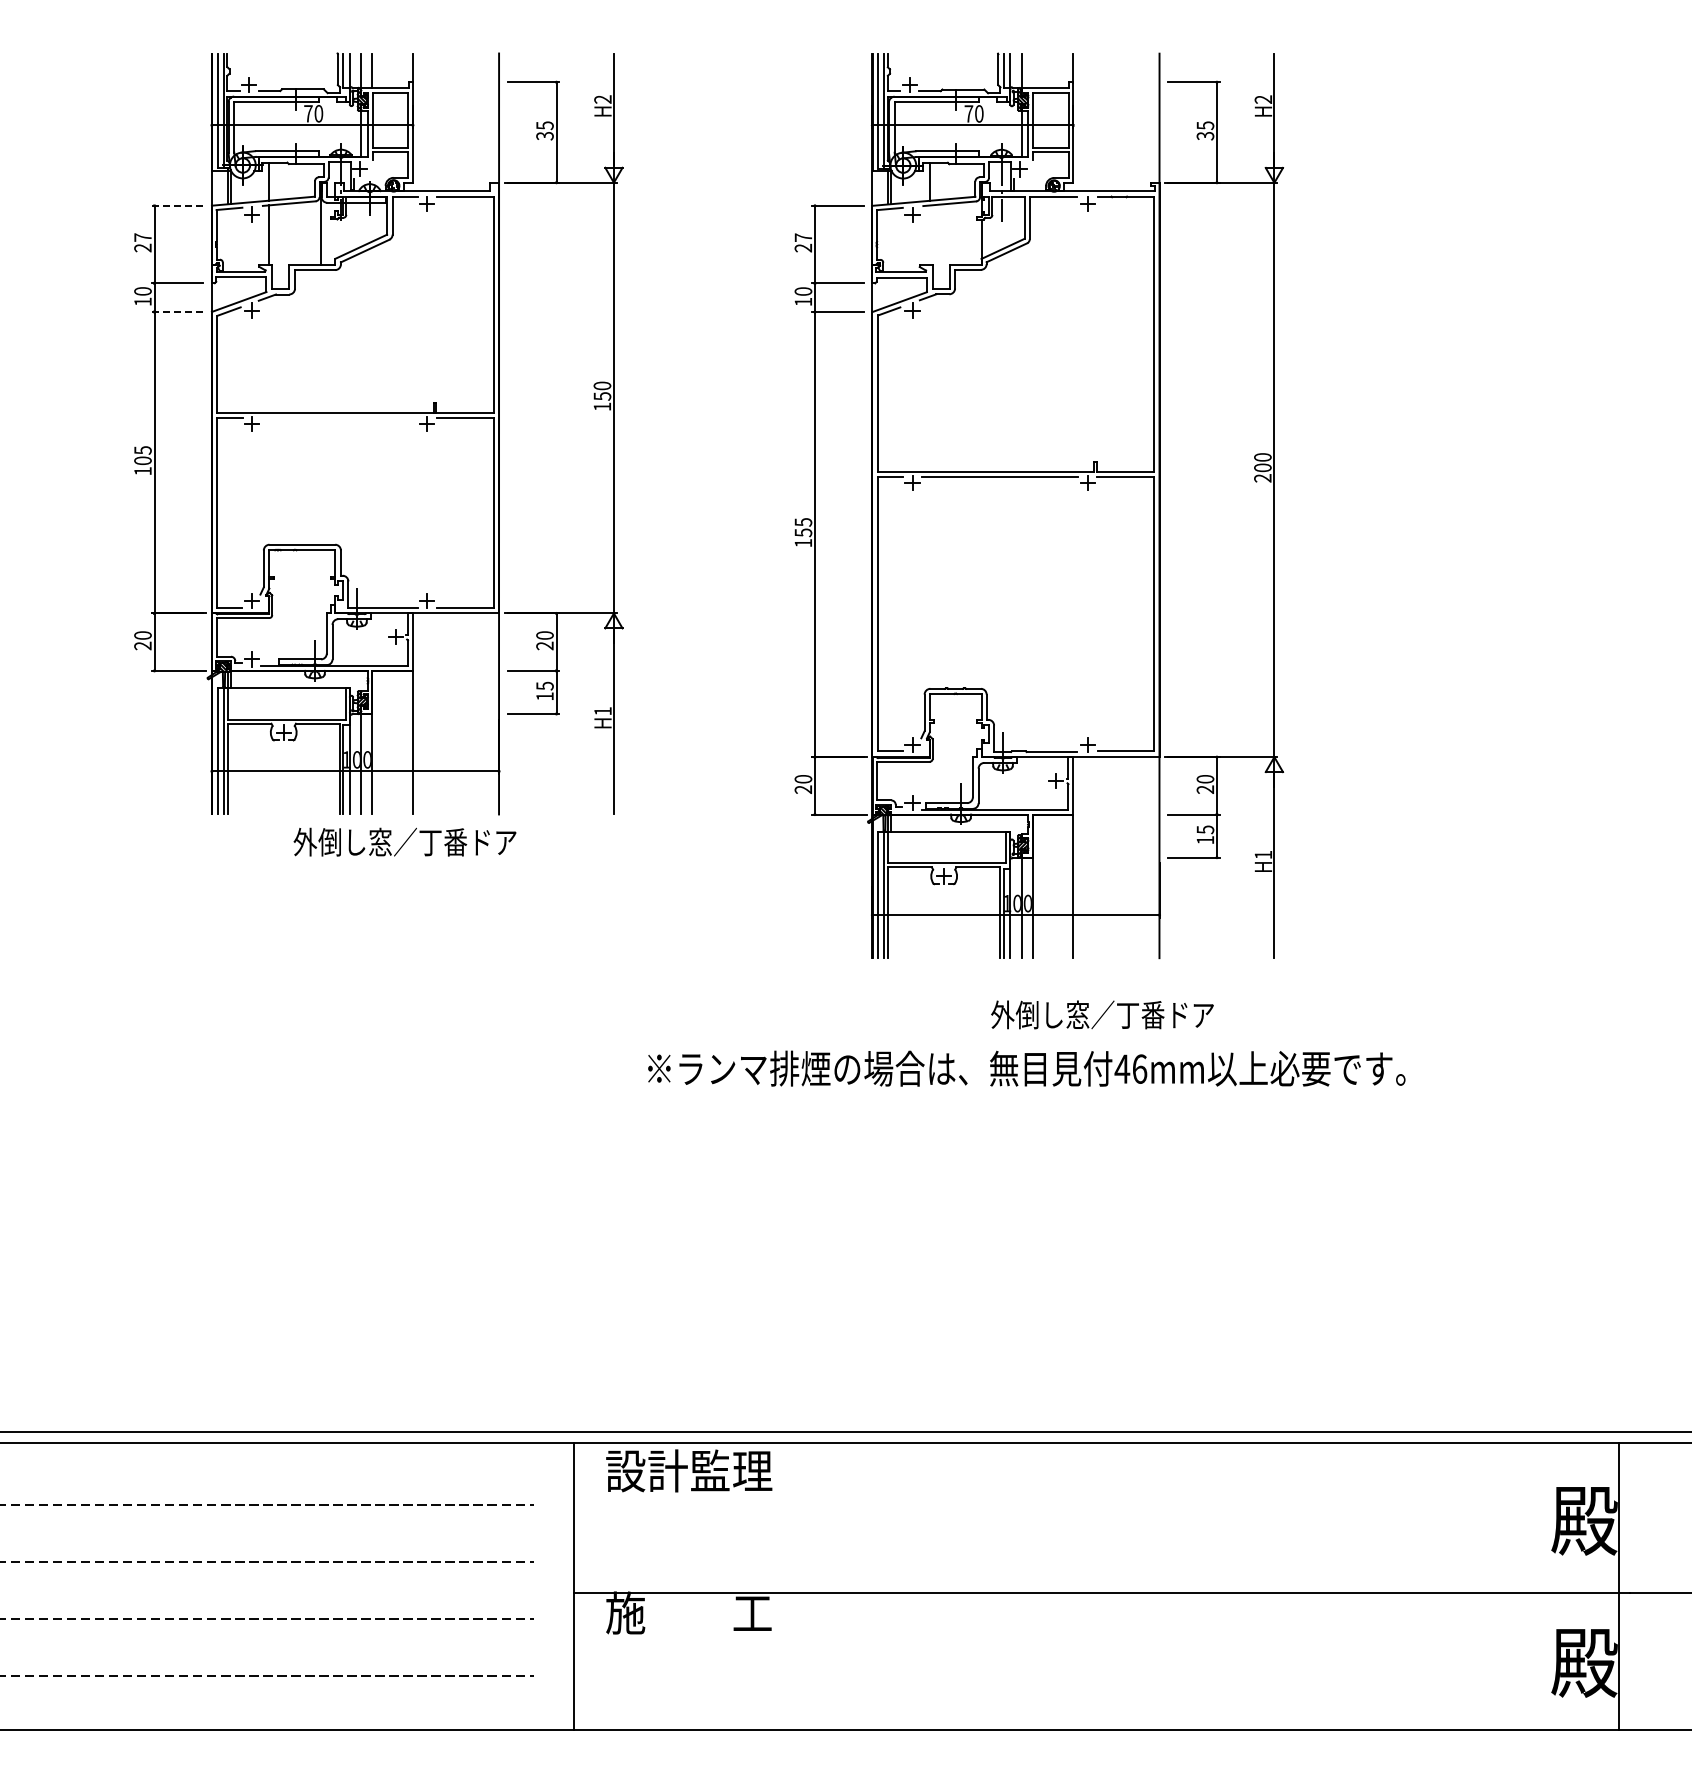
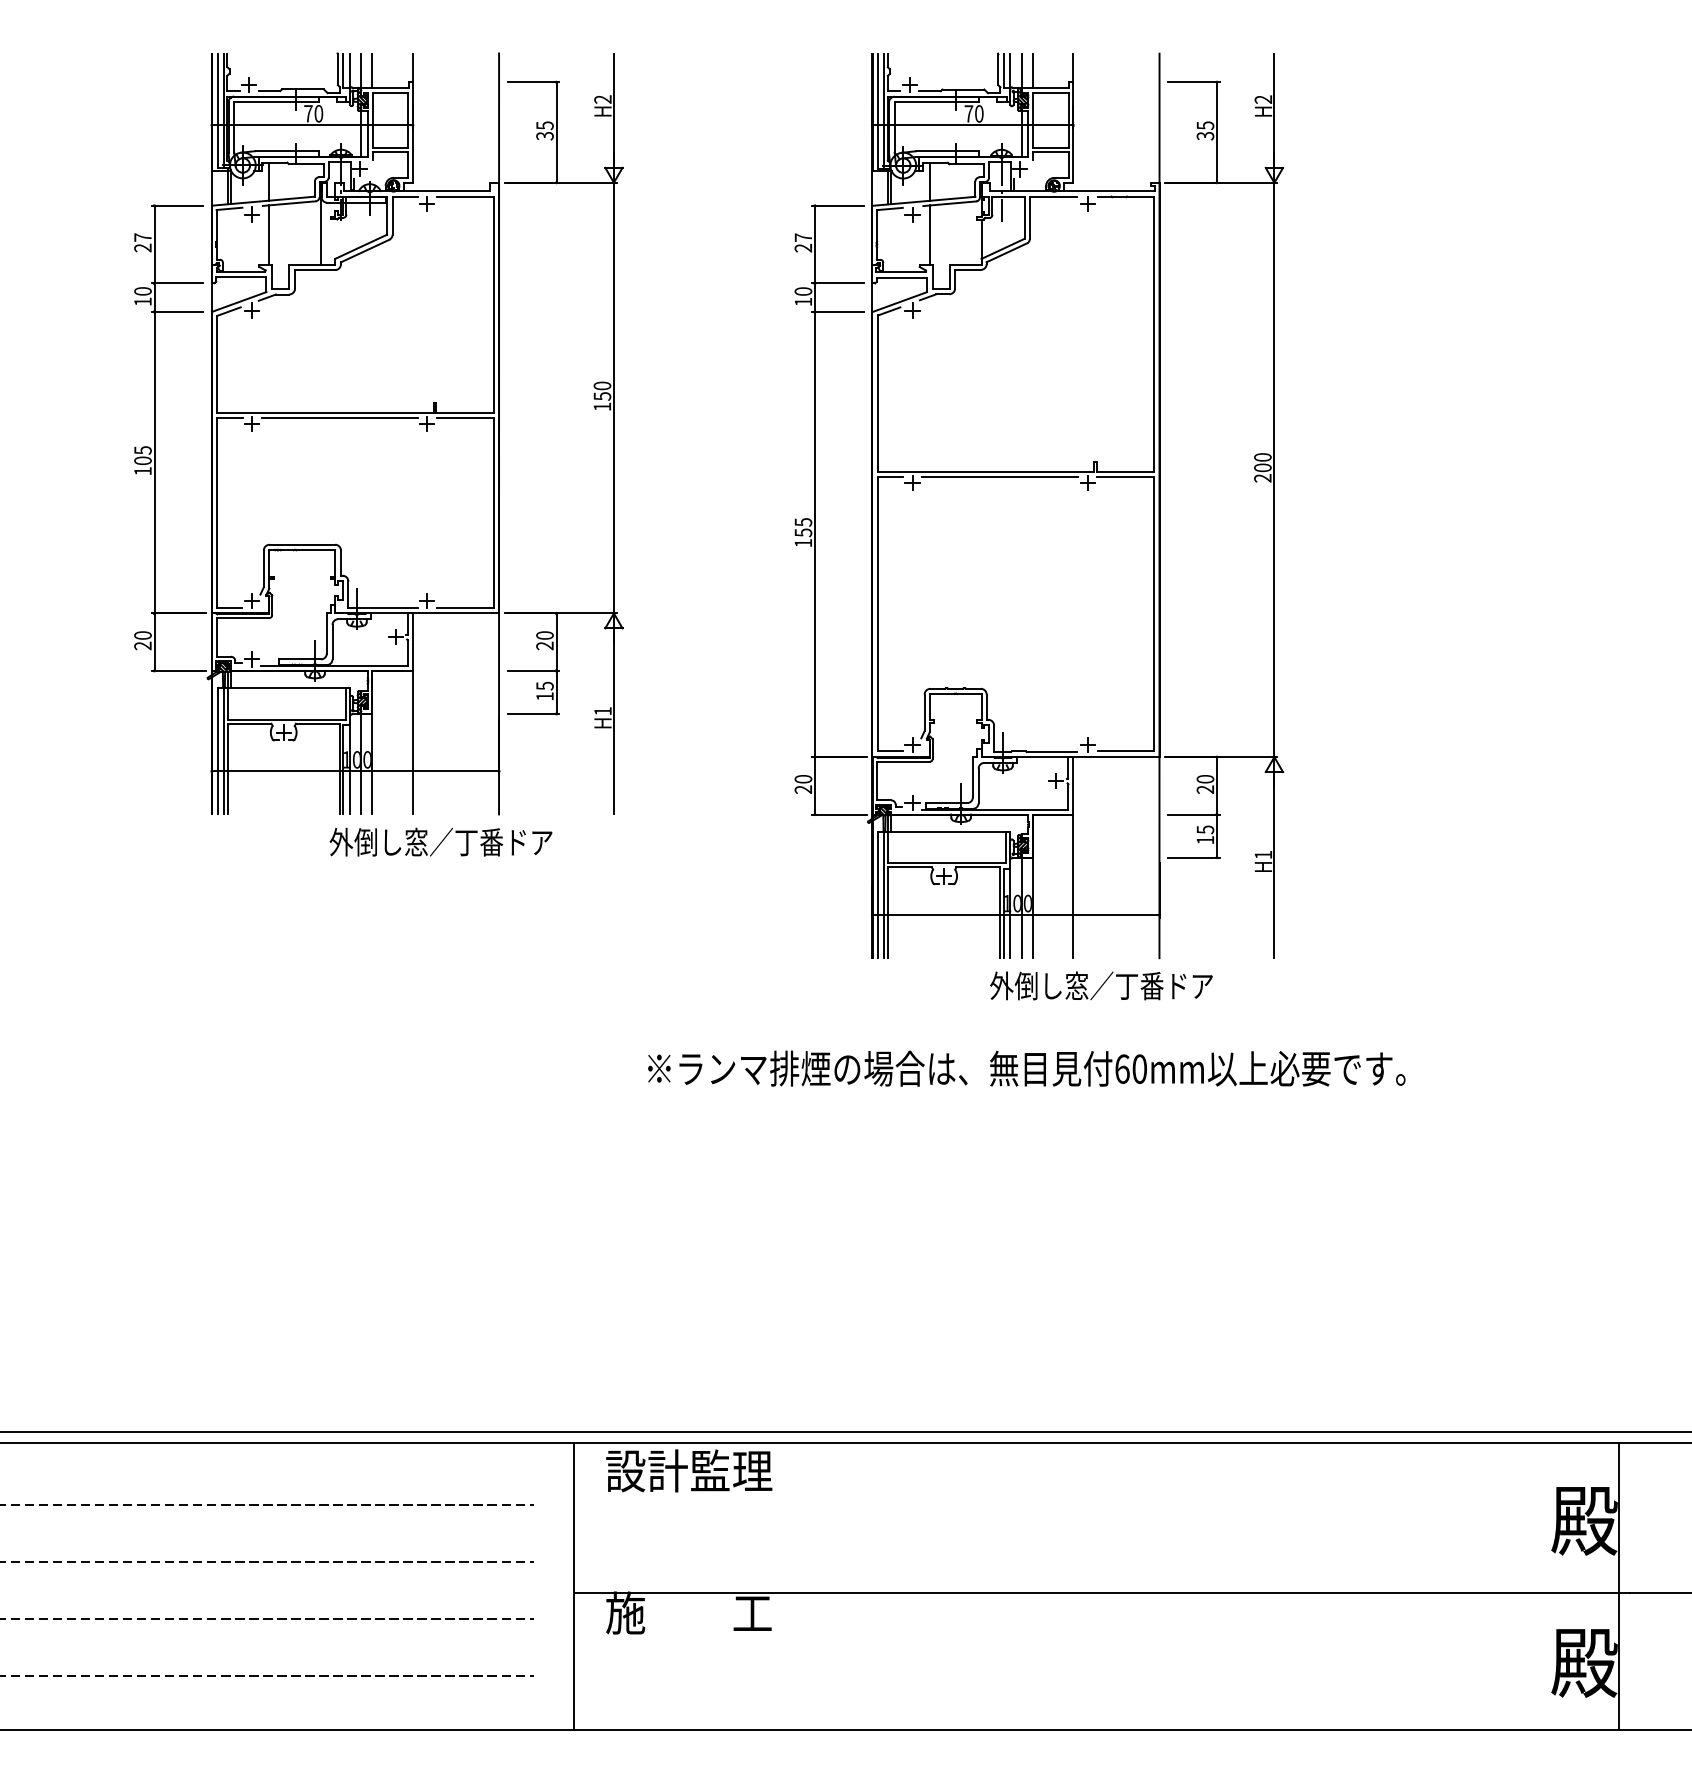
line: none -> present (1032, 70)
line: dashed -> solid (177, 205)
line: none -> present (929, 234)
line: dashed -> solid (177, 311)
line: none -> present (339, 417)
text position: (404, 841) -> (440, 841) (440, 841)
text position: (1102, 1014) -> (1101, 985) (1101, 985)
text: 46mm -> 60mm (1130, 1068)
